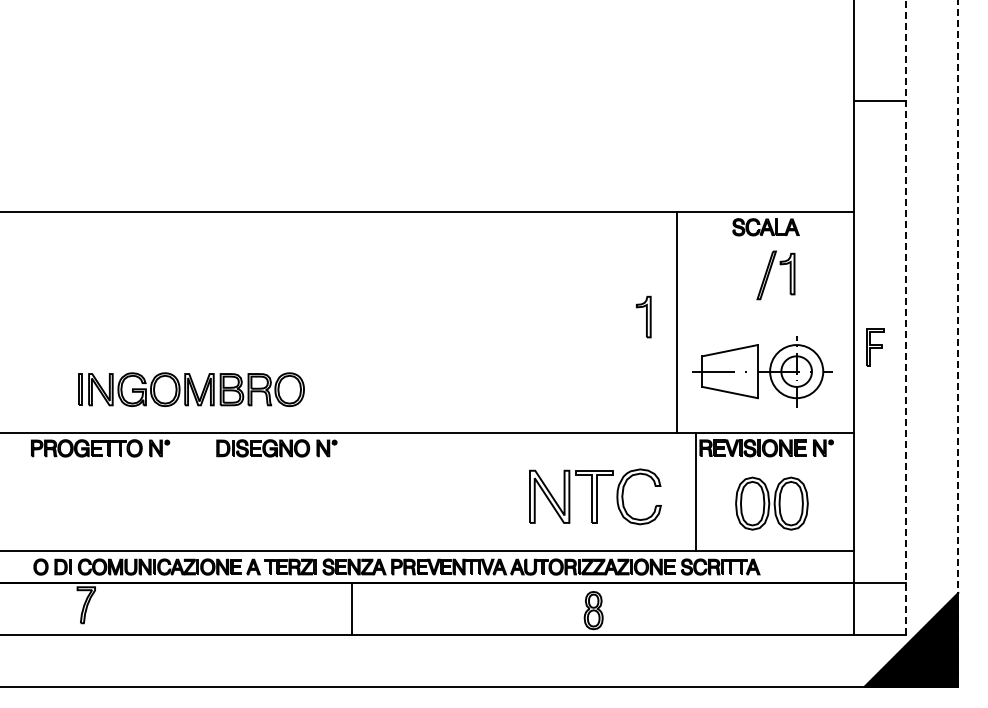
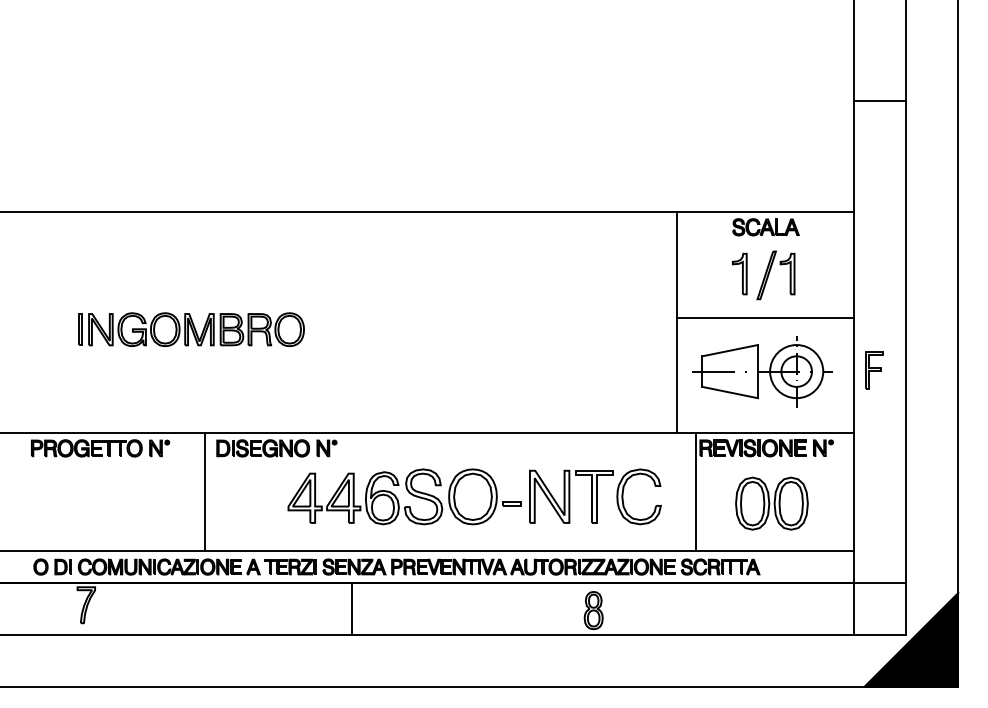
part position: (643, 316) -> (739, 273) (739, 273)
line: none -> present (765, 317)
line: dashed -> solid (906, 317)
line: dashed -> solid (958, 343)
part position: (875, 347) -> (874, 370) (874, 370)
part position: (191, 389) -> (191, 329) (191, 329)
line: none -> present (205, 492)
part: none -> present (404, 496)
